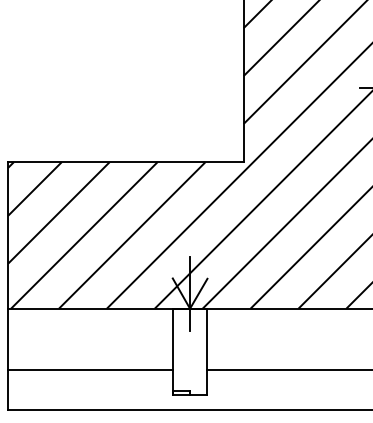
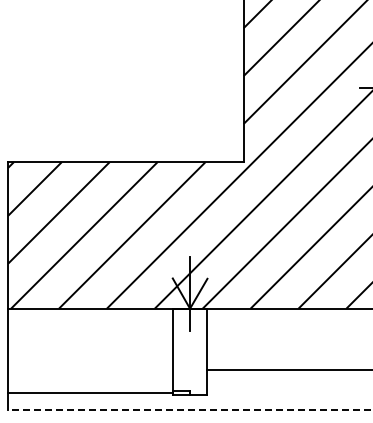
line position: (90, 369) -> (90, 392) (90, 392)
line: solid -> dashed (190, 410)
